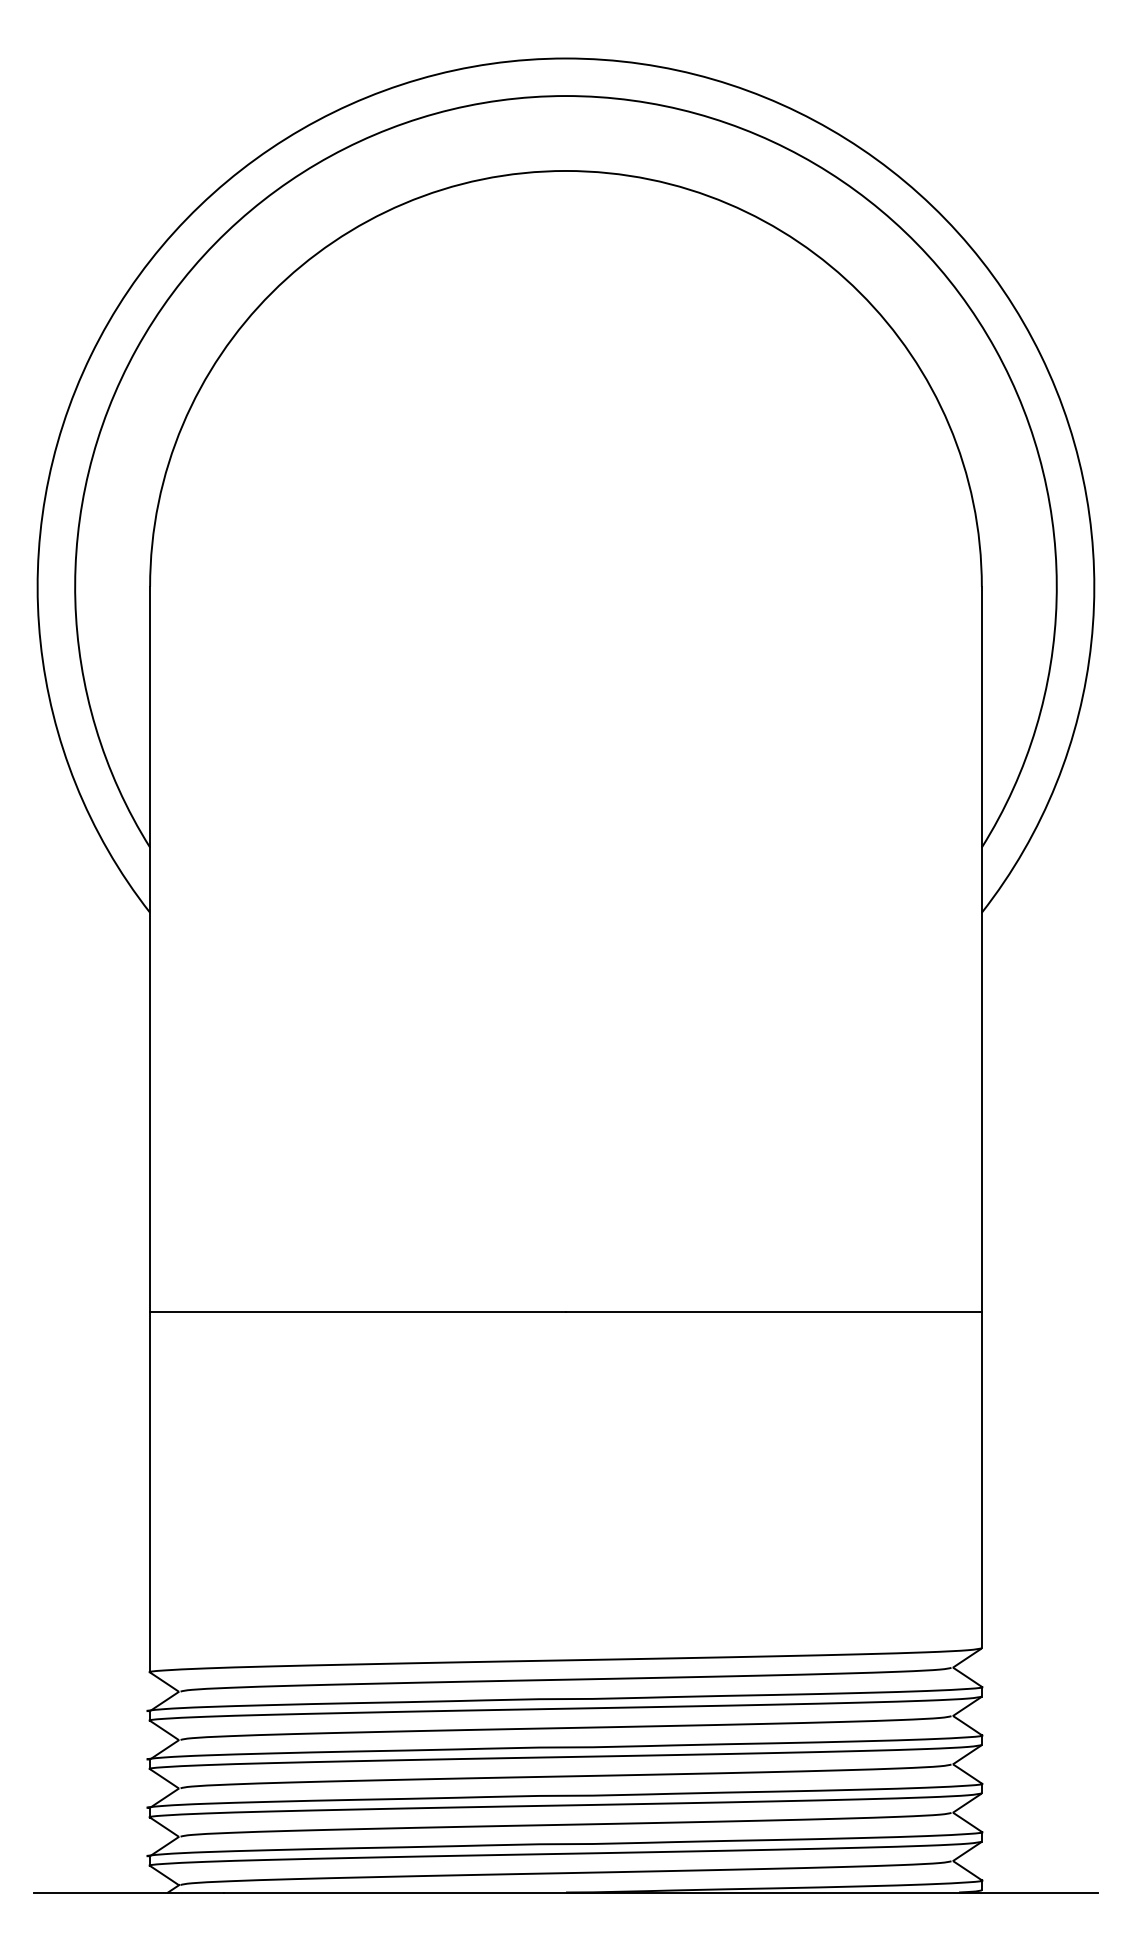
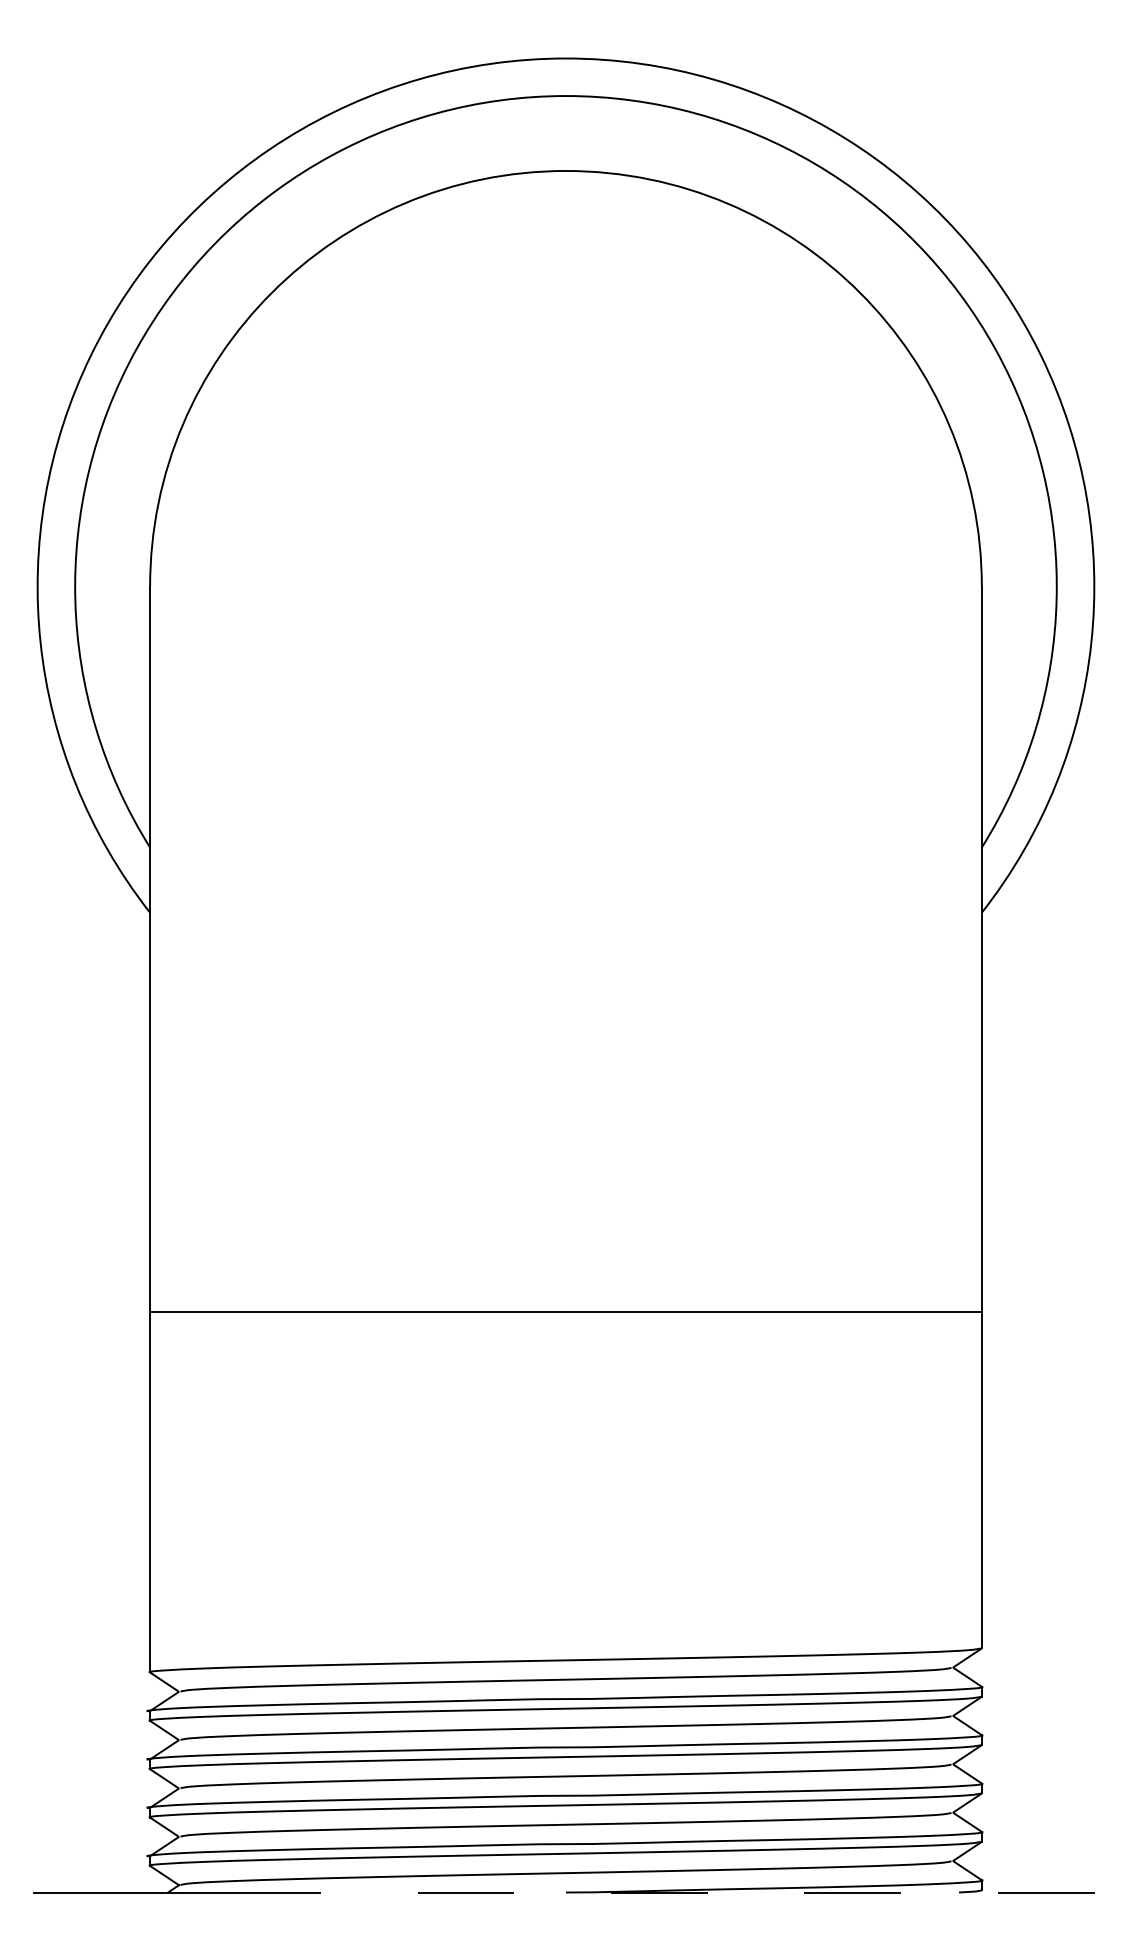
line: solid -> dashed (661, 1892)
